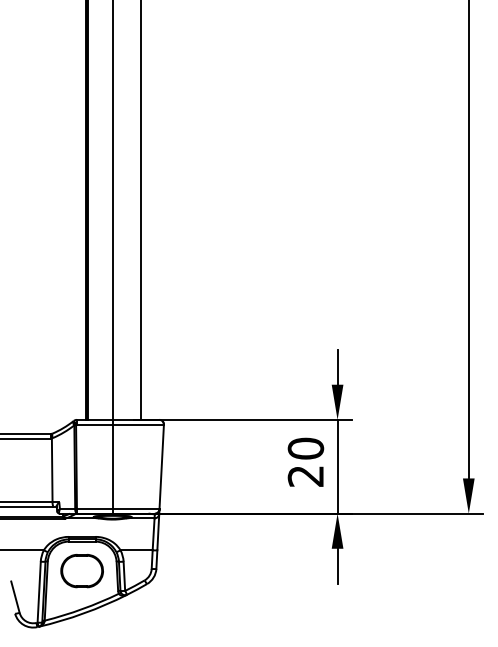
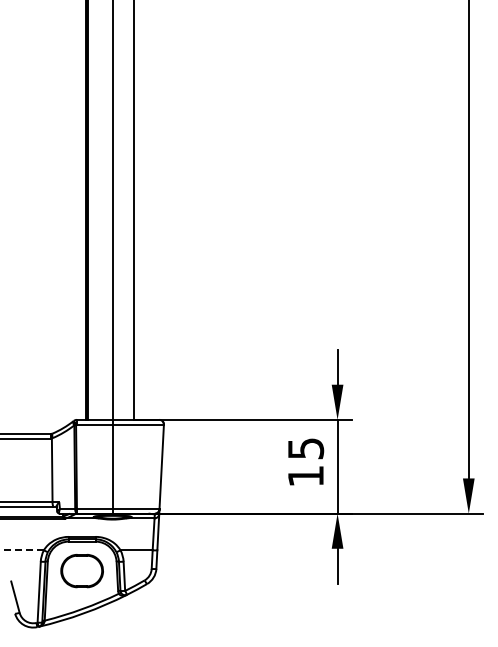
line position: (140, 210) -> (133, 210) (133, 210)
text: 20 -> 15 (305, 461)
line: solid -> dashed (22, 550)
